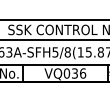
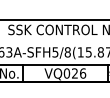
line: present -> none (54, 39)
text: VQ036 -> VQ026 (74, 73)
